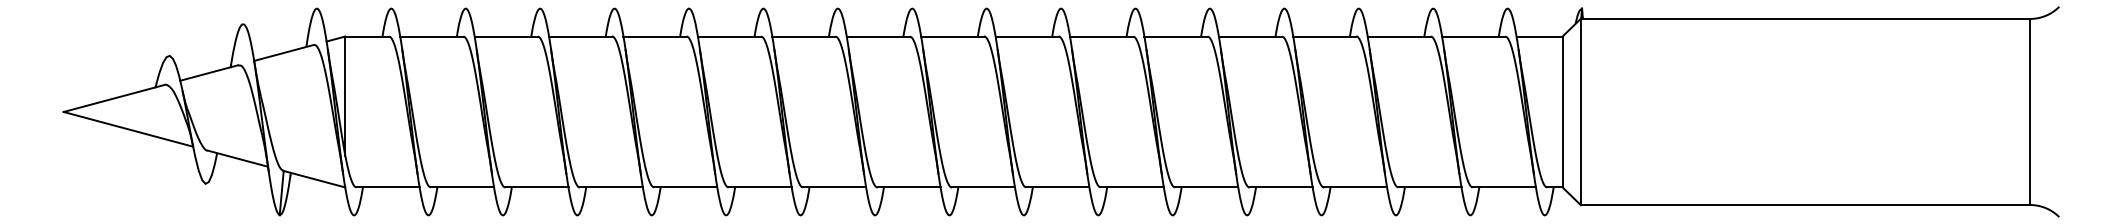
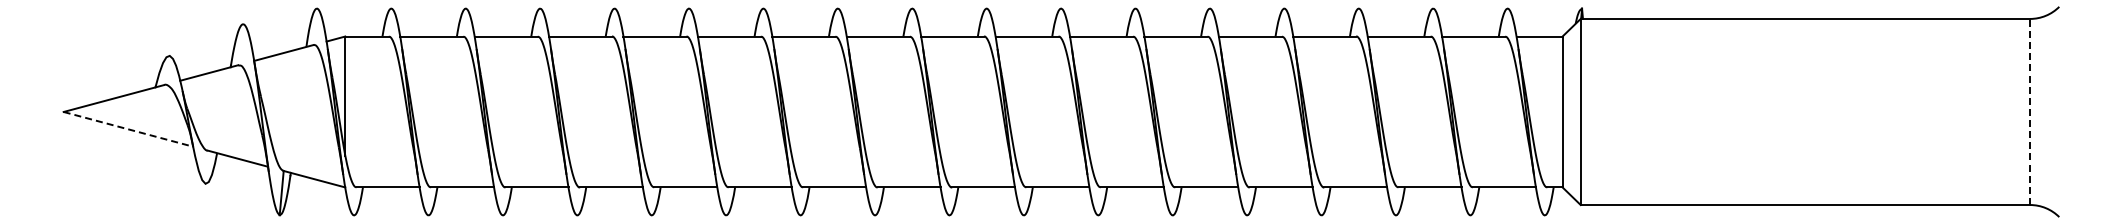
line: solid -> dashed (2030, 111)
line: solid -> dashed (128, 129)
